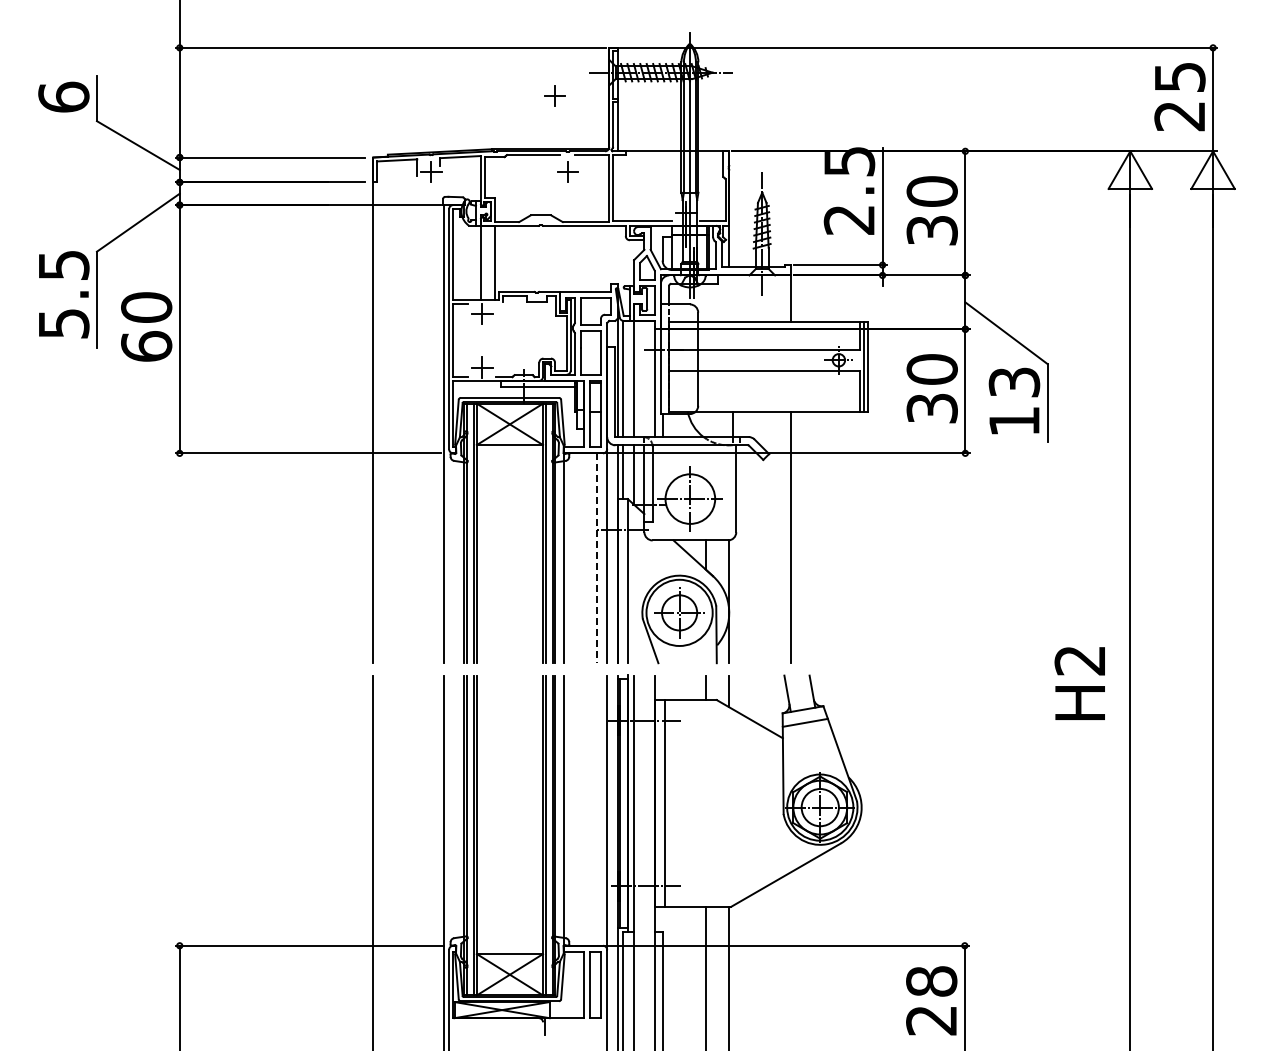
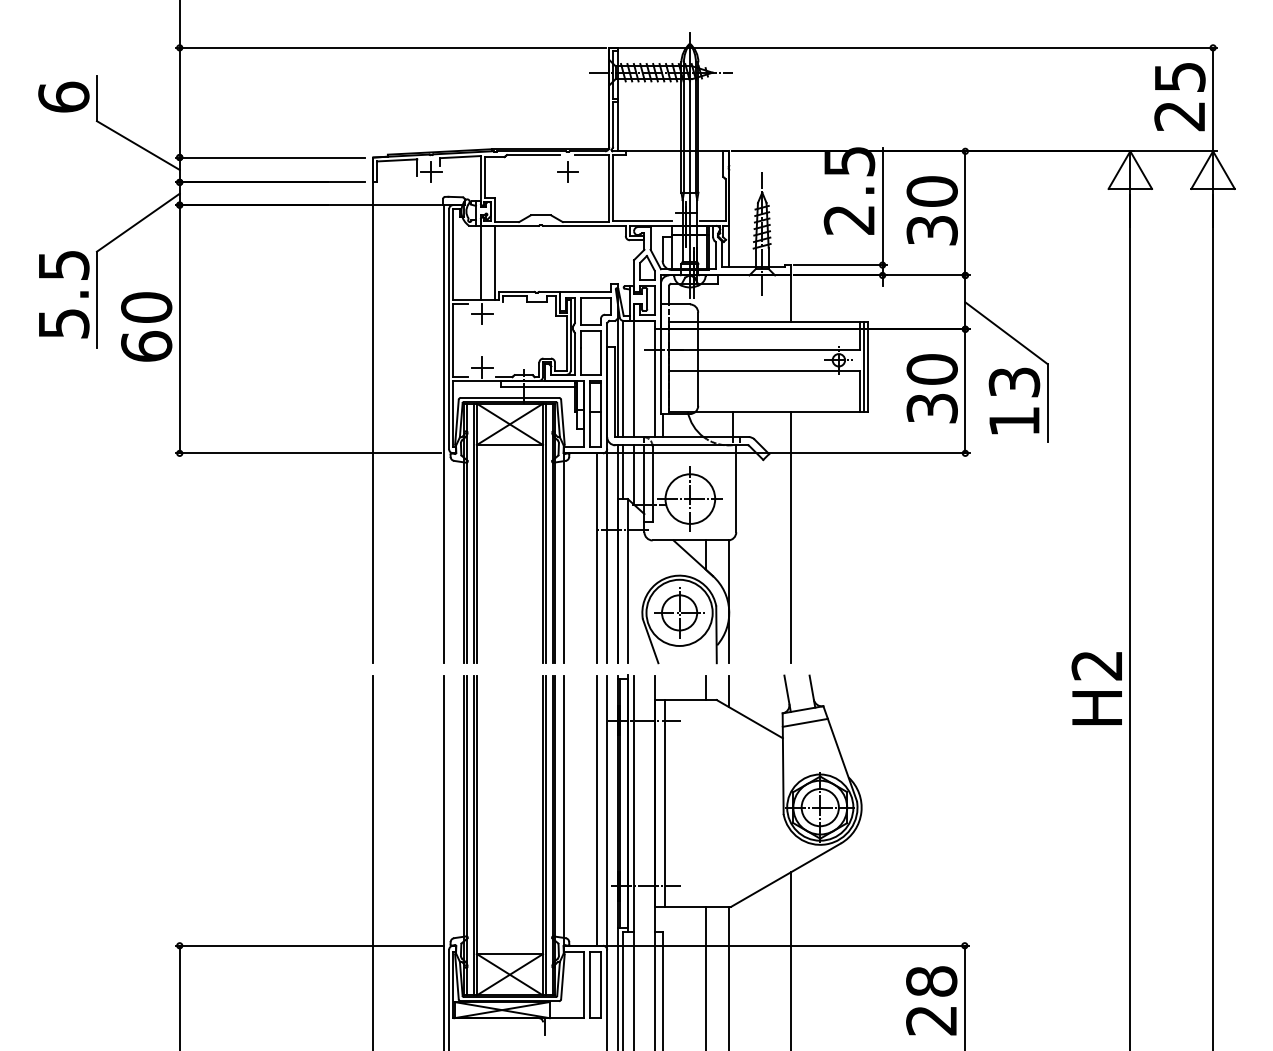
part: present -> none (554, 95)
line: dashed -> solid (597, 558)
text position: (1079, 683) -> (1096, 688) (1096, 688)
line: none -> present (597, 810)
line: none -> present (791, 959)
